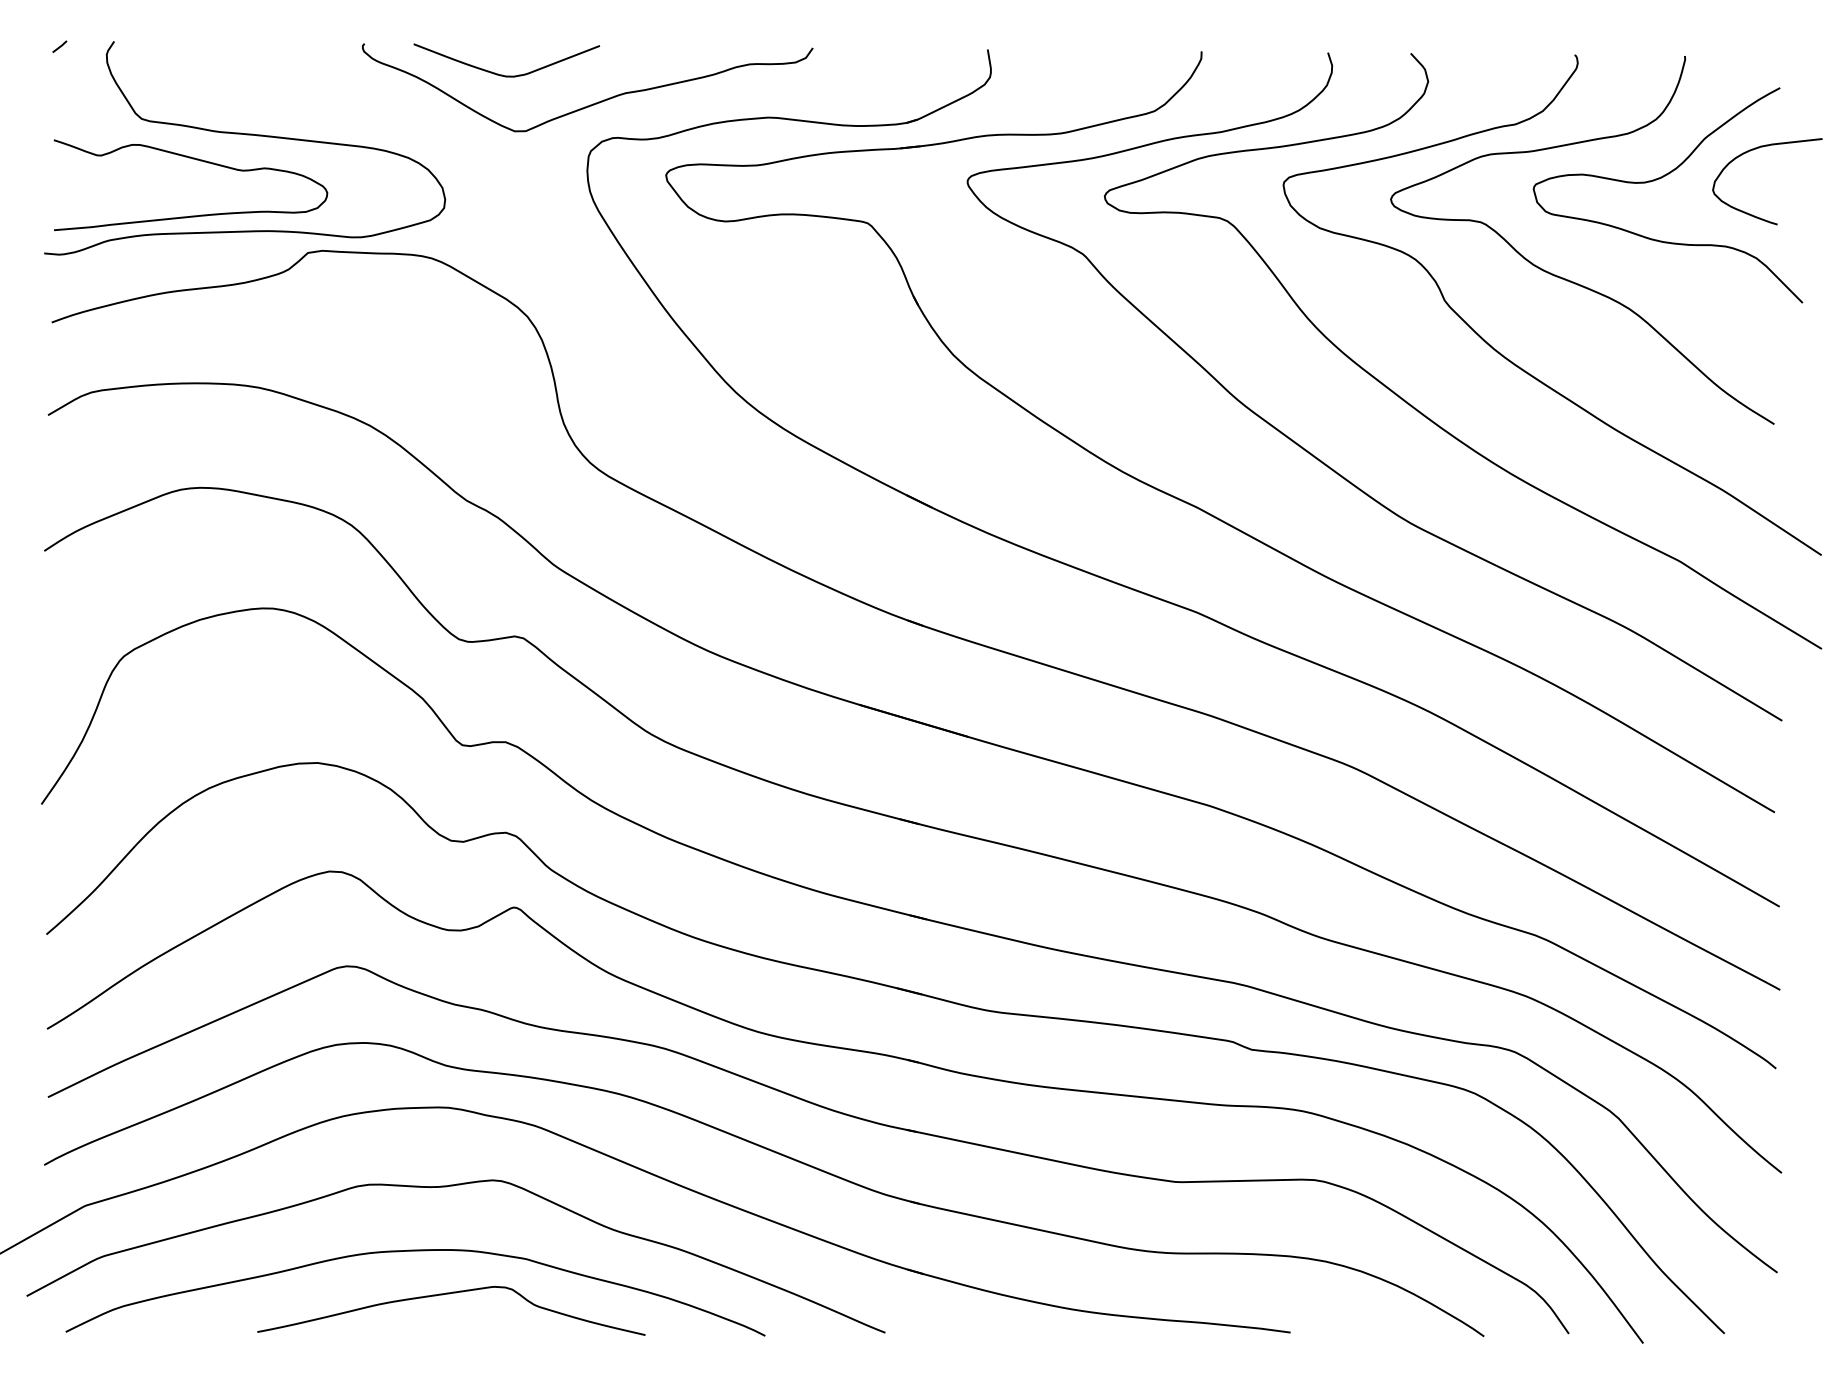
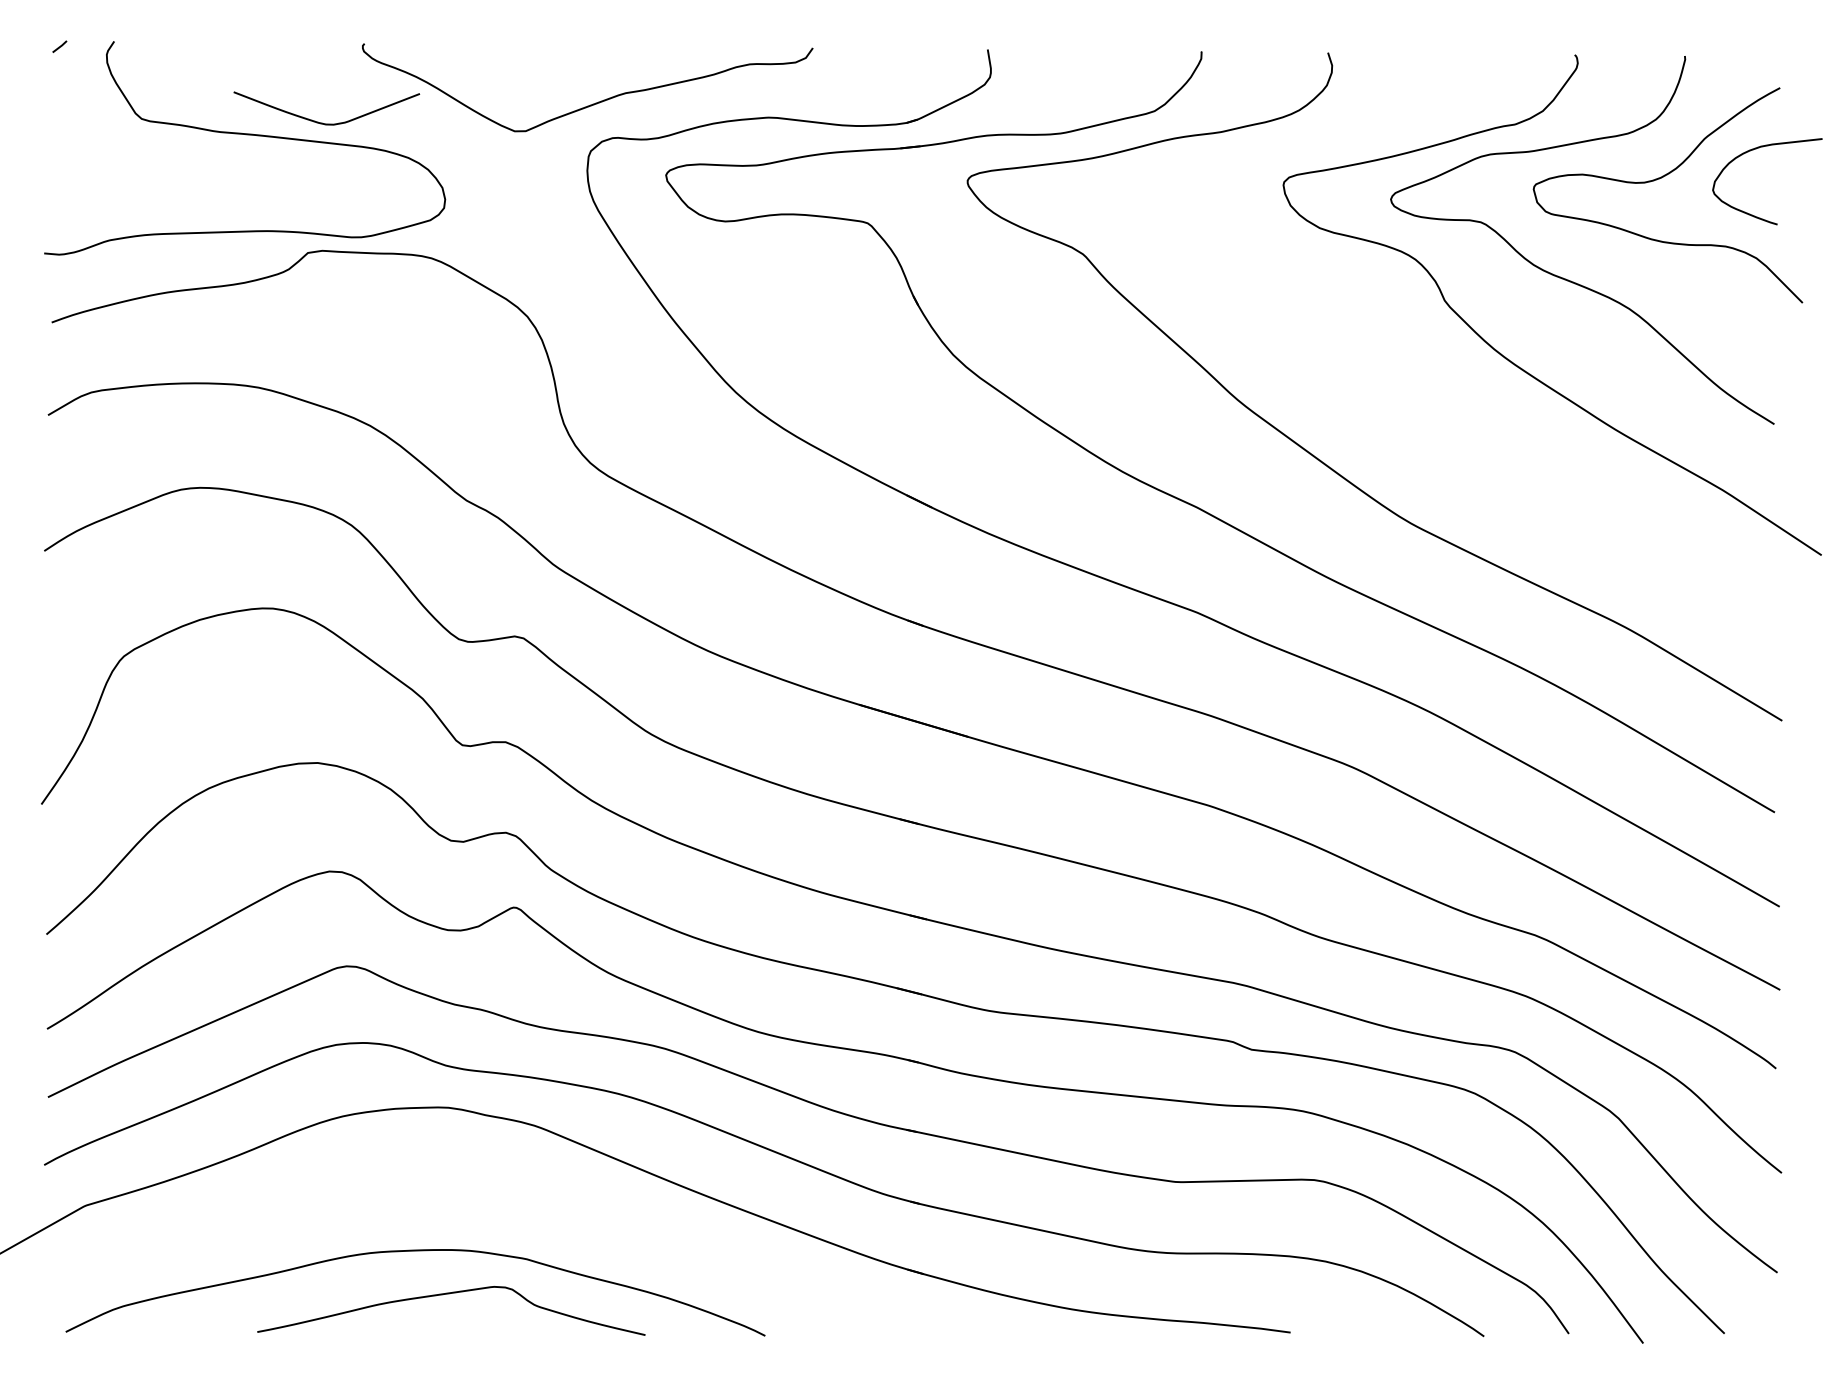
curve position: (502, 74) -> (322, 122) (322, 122)
curve: present -> none (196, 160)
curve: present -> none (1419, 410)
curve: present -> none (446, 1187)
